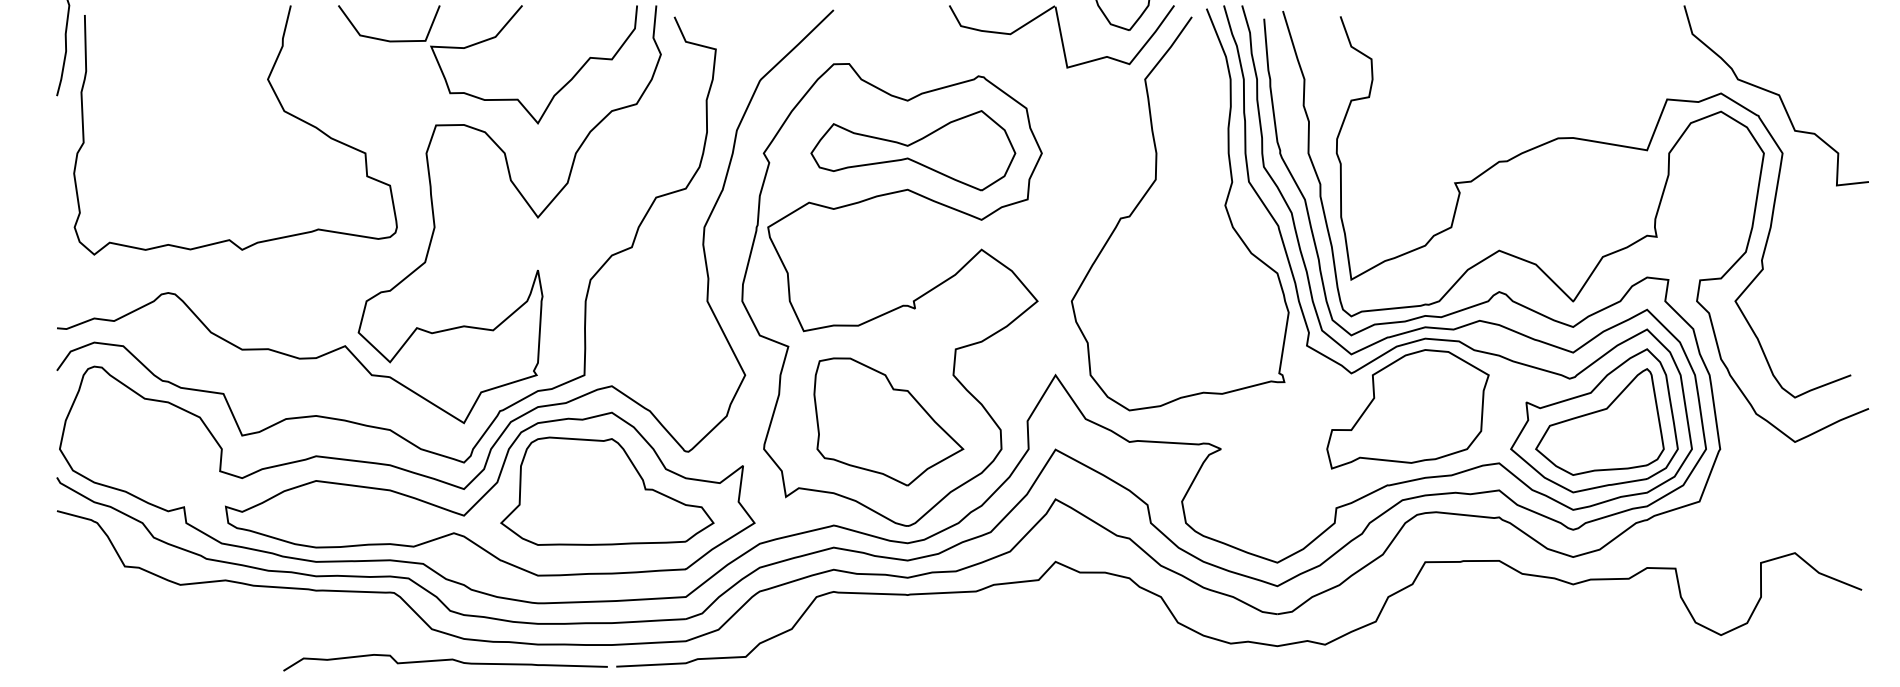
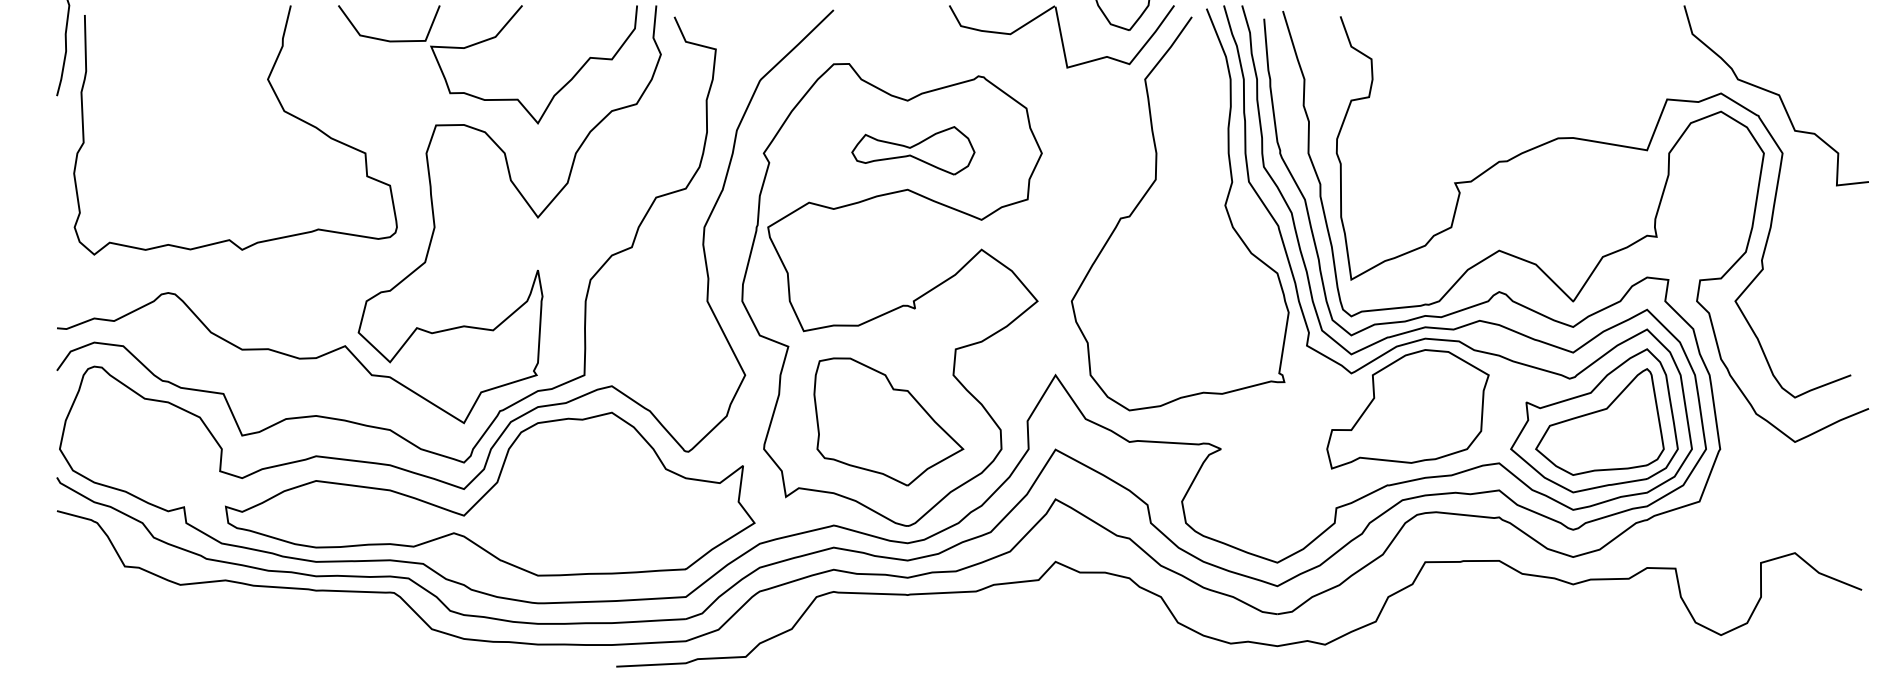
part size: 207x82 px -> 125x50 px (913, 150)
part: present -> none (607, 490)
curve: present -> none (445, 660)
